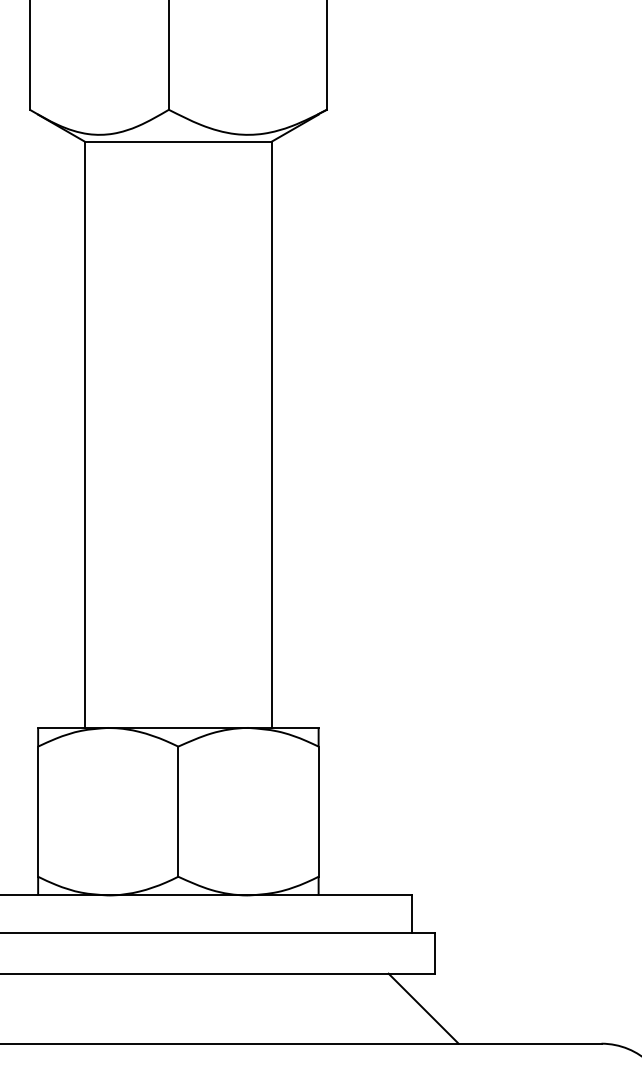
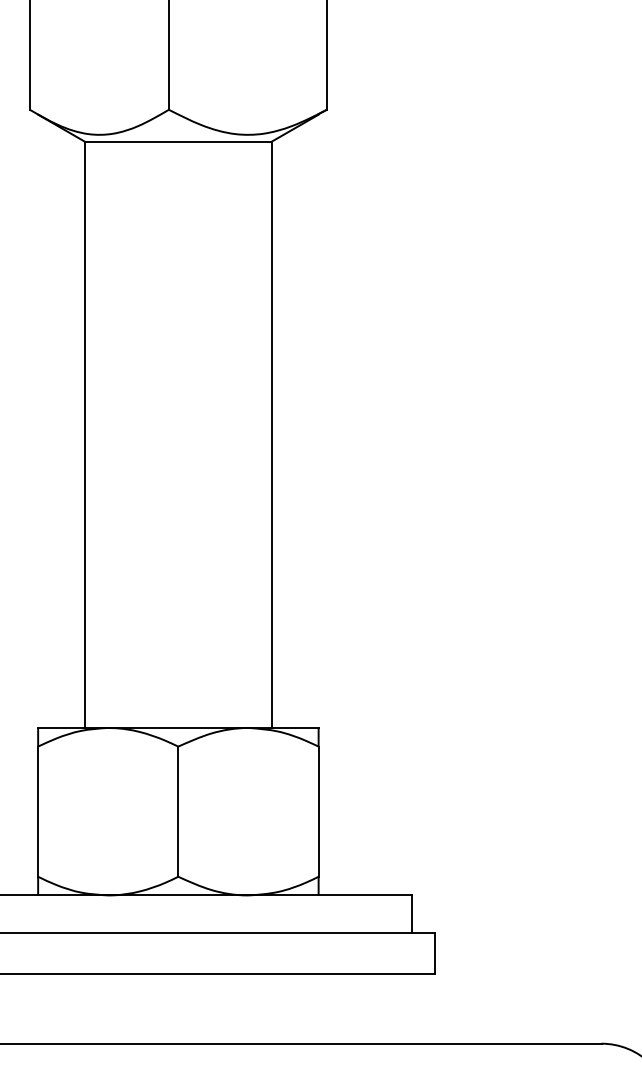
line: present -> none (423, 1008)
